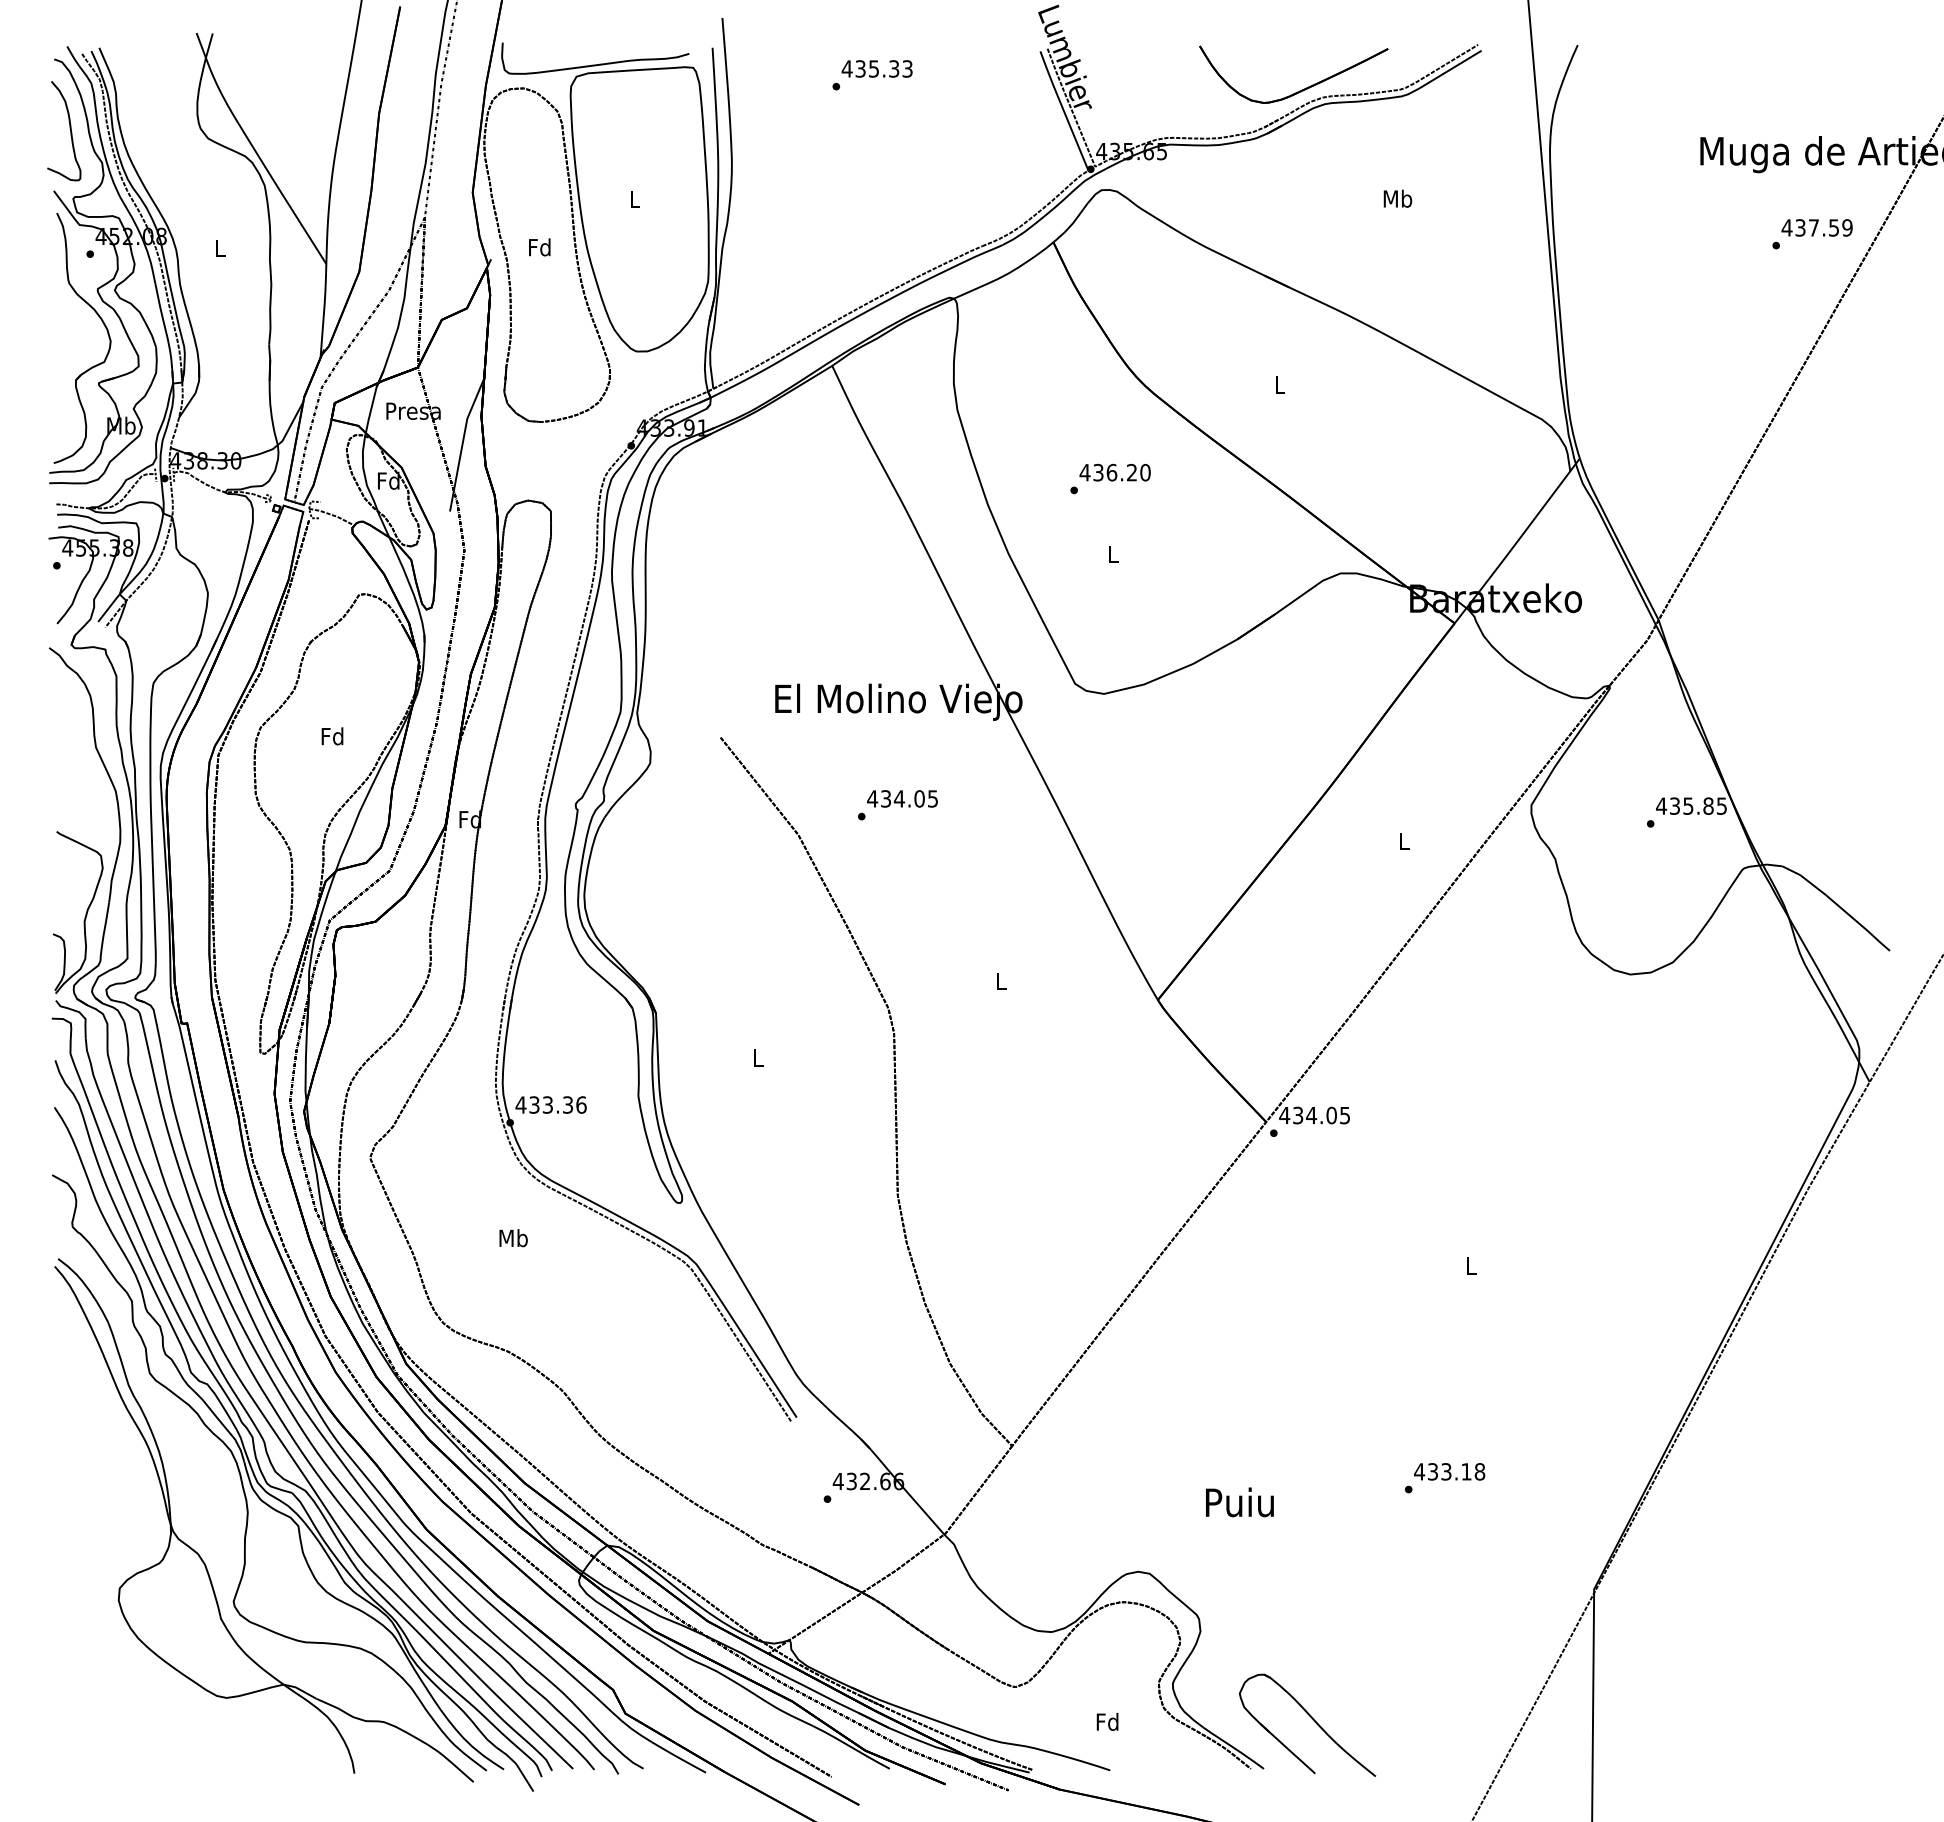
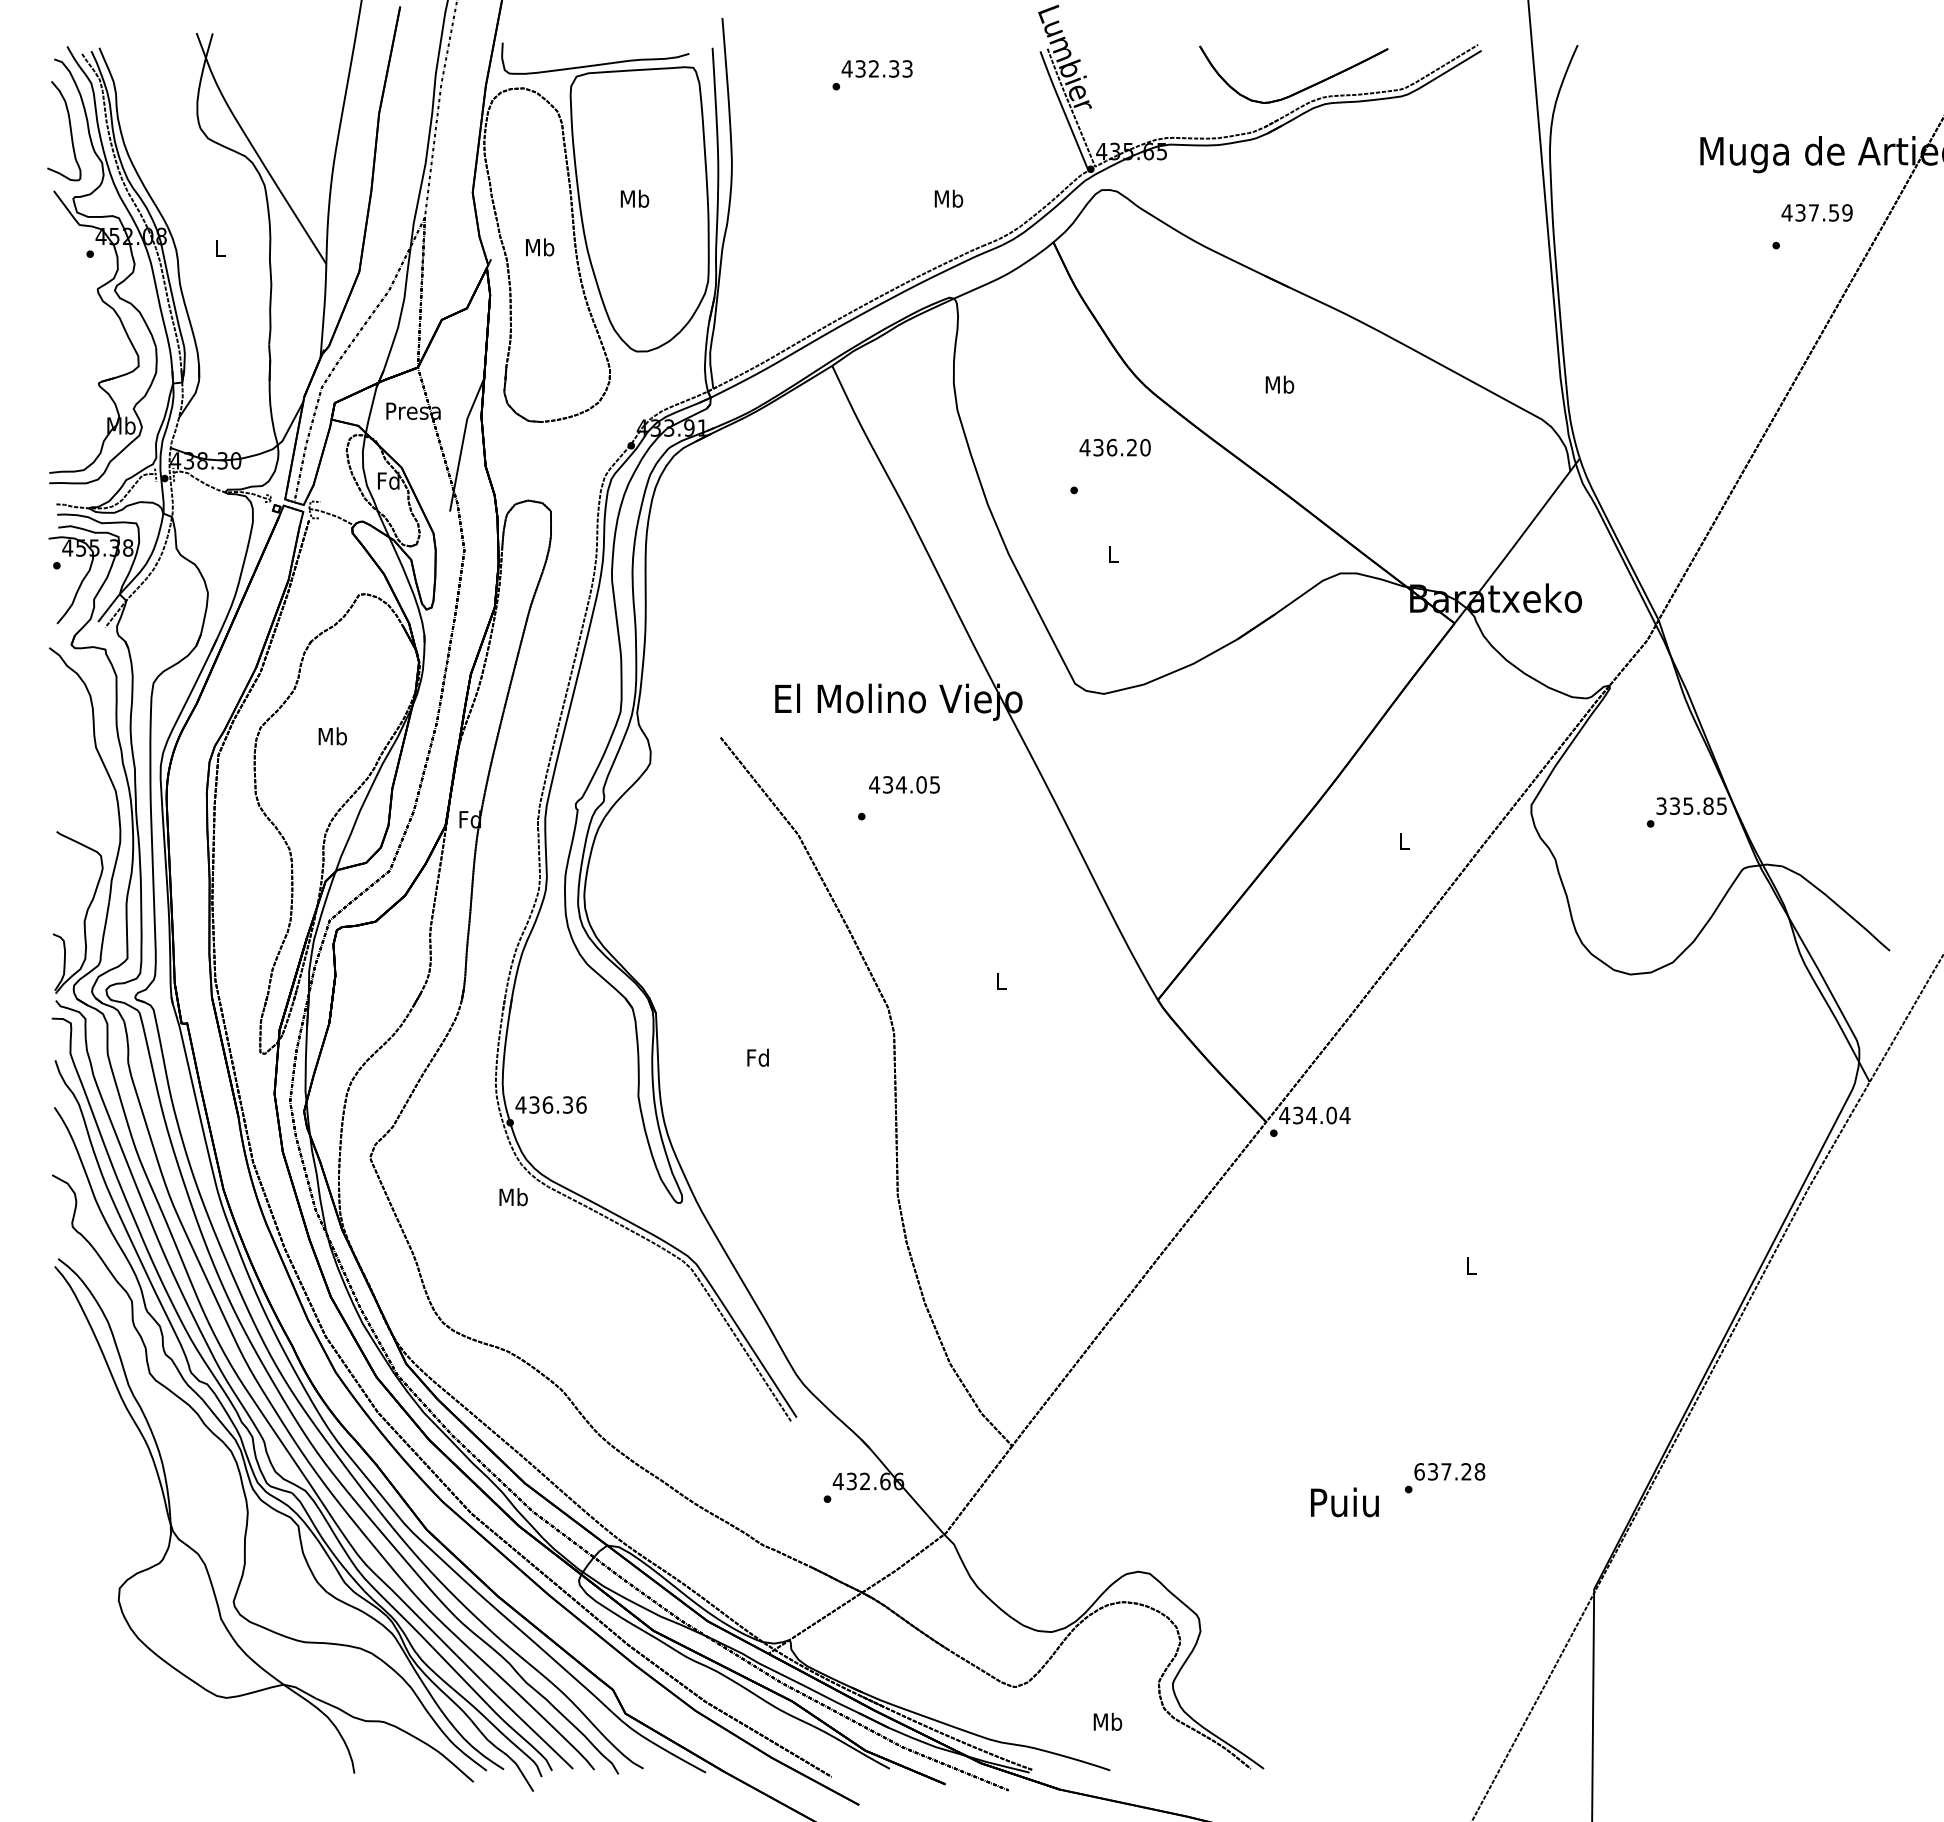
text: 435.33 -> 432.33 (873, 68)
text: L -> Mb (634, 198)
text position: (1397, 198) -> (948, 198) (948, 198)
text position: (1816, 227) -> (1816, 212) (1816, 212)
text: Fd -> Mb (540, 247)
part: present -> none (102, 323)
text: L -> Mb (1279, 384)
text position: (1114, 472) -> (1114, 447) (1114, 447)
text: Fd -> Mb (332, 736)
text position: (902, 798) -> (904, 784) (904, 784)
text: 435.85 -> 335.85 (1661, 805)
text: L -> Fd (757, 1057)
text: 433.36 -> 436.36 (547, 1104)
text: 434.05 -> 434.04 (1344, 1115)
text position: (513, 1238) -> (513, 1197) (513, 1197)
text: 433.18 -> 637.28 (1442, 1471)
text position: (1239, 1502) -> (1344, 1502) (1344, 1502)
part: present -> none (1312, 1719)
text: Fd -> Mb (1107, 1721)
